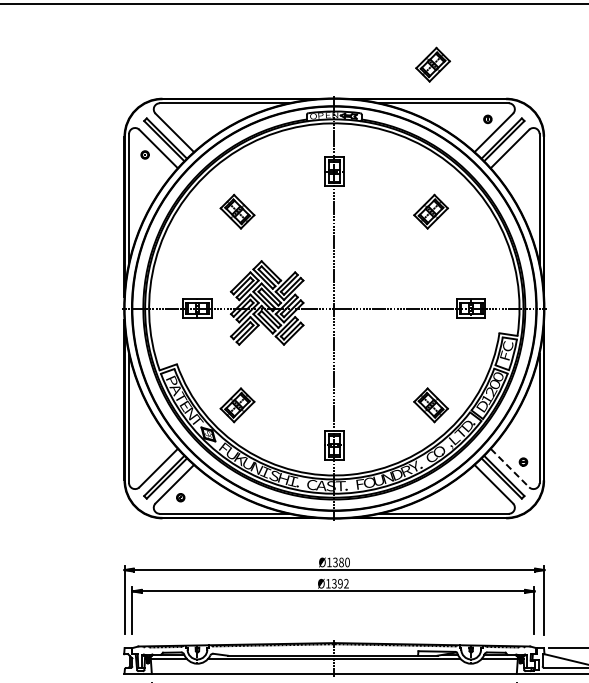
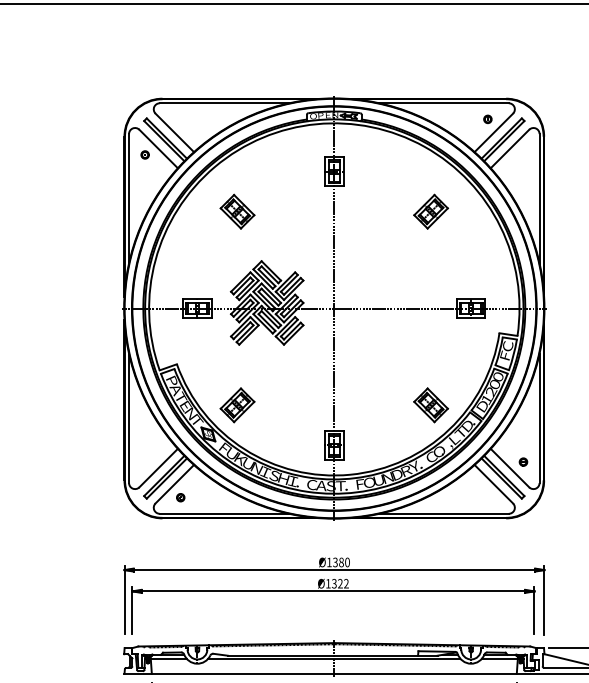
part: present -> none (432, 64)
line: dashed -> solid (510, 468)
text: Ø1392 -> Ø1322 (340, 583)
